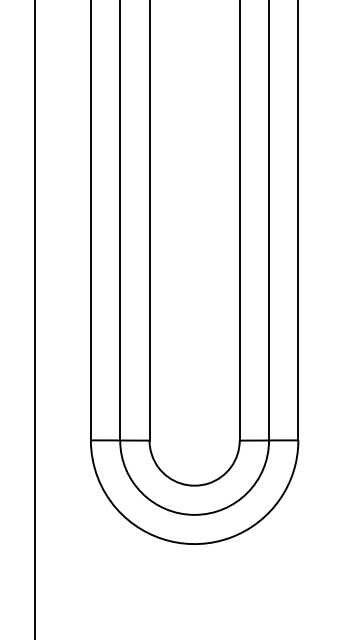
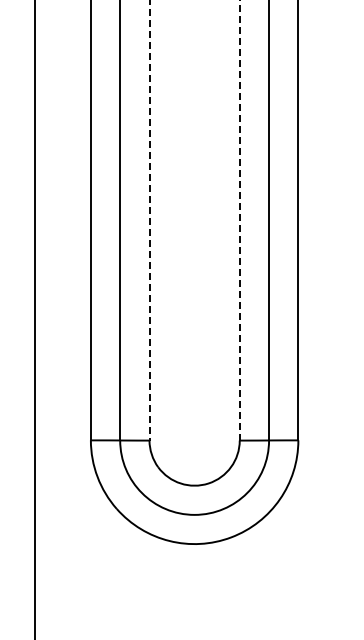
line: solid -> dashed (239, 220)
line: solid -> dashed (149, 221)
